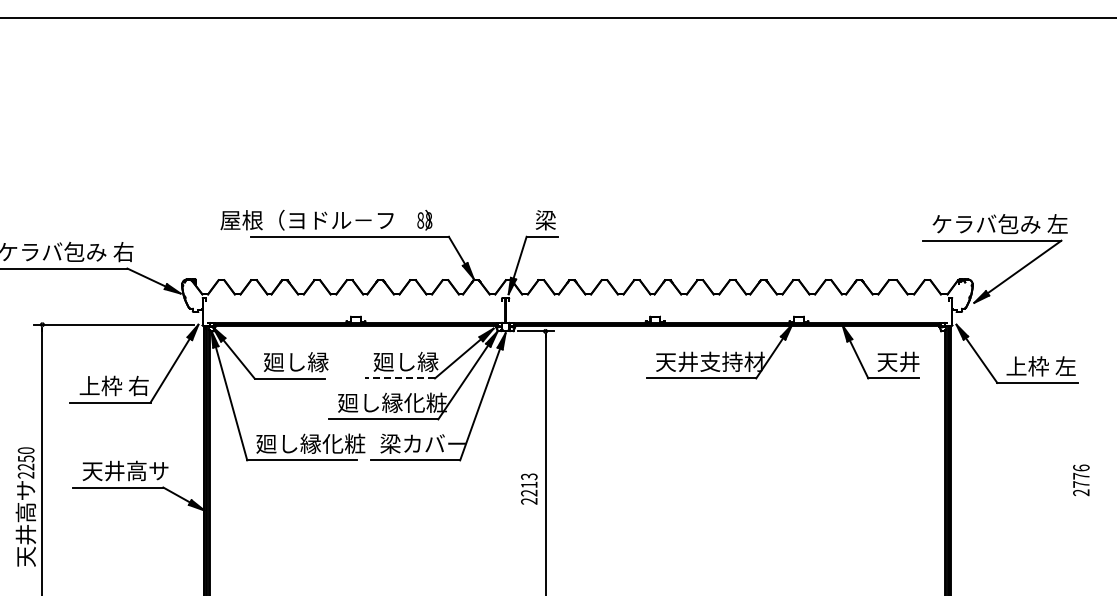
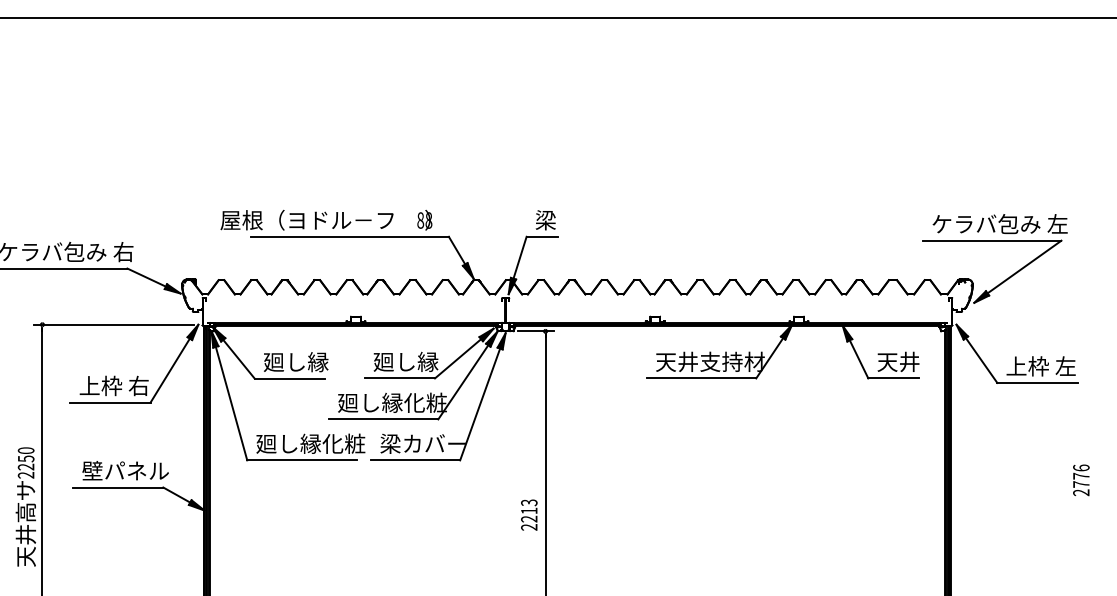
line: dashed -> solid (399, 378)
text: 天井高サ -> 壁パネル (125, 470)
text position: (529, 488) -> (529, 514) (529, 514)
